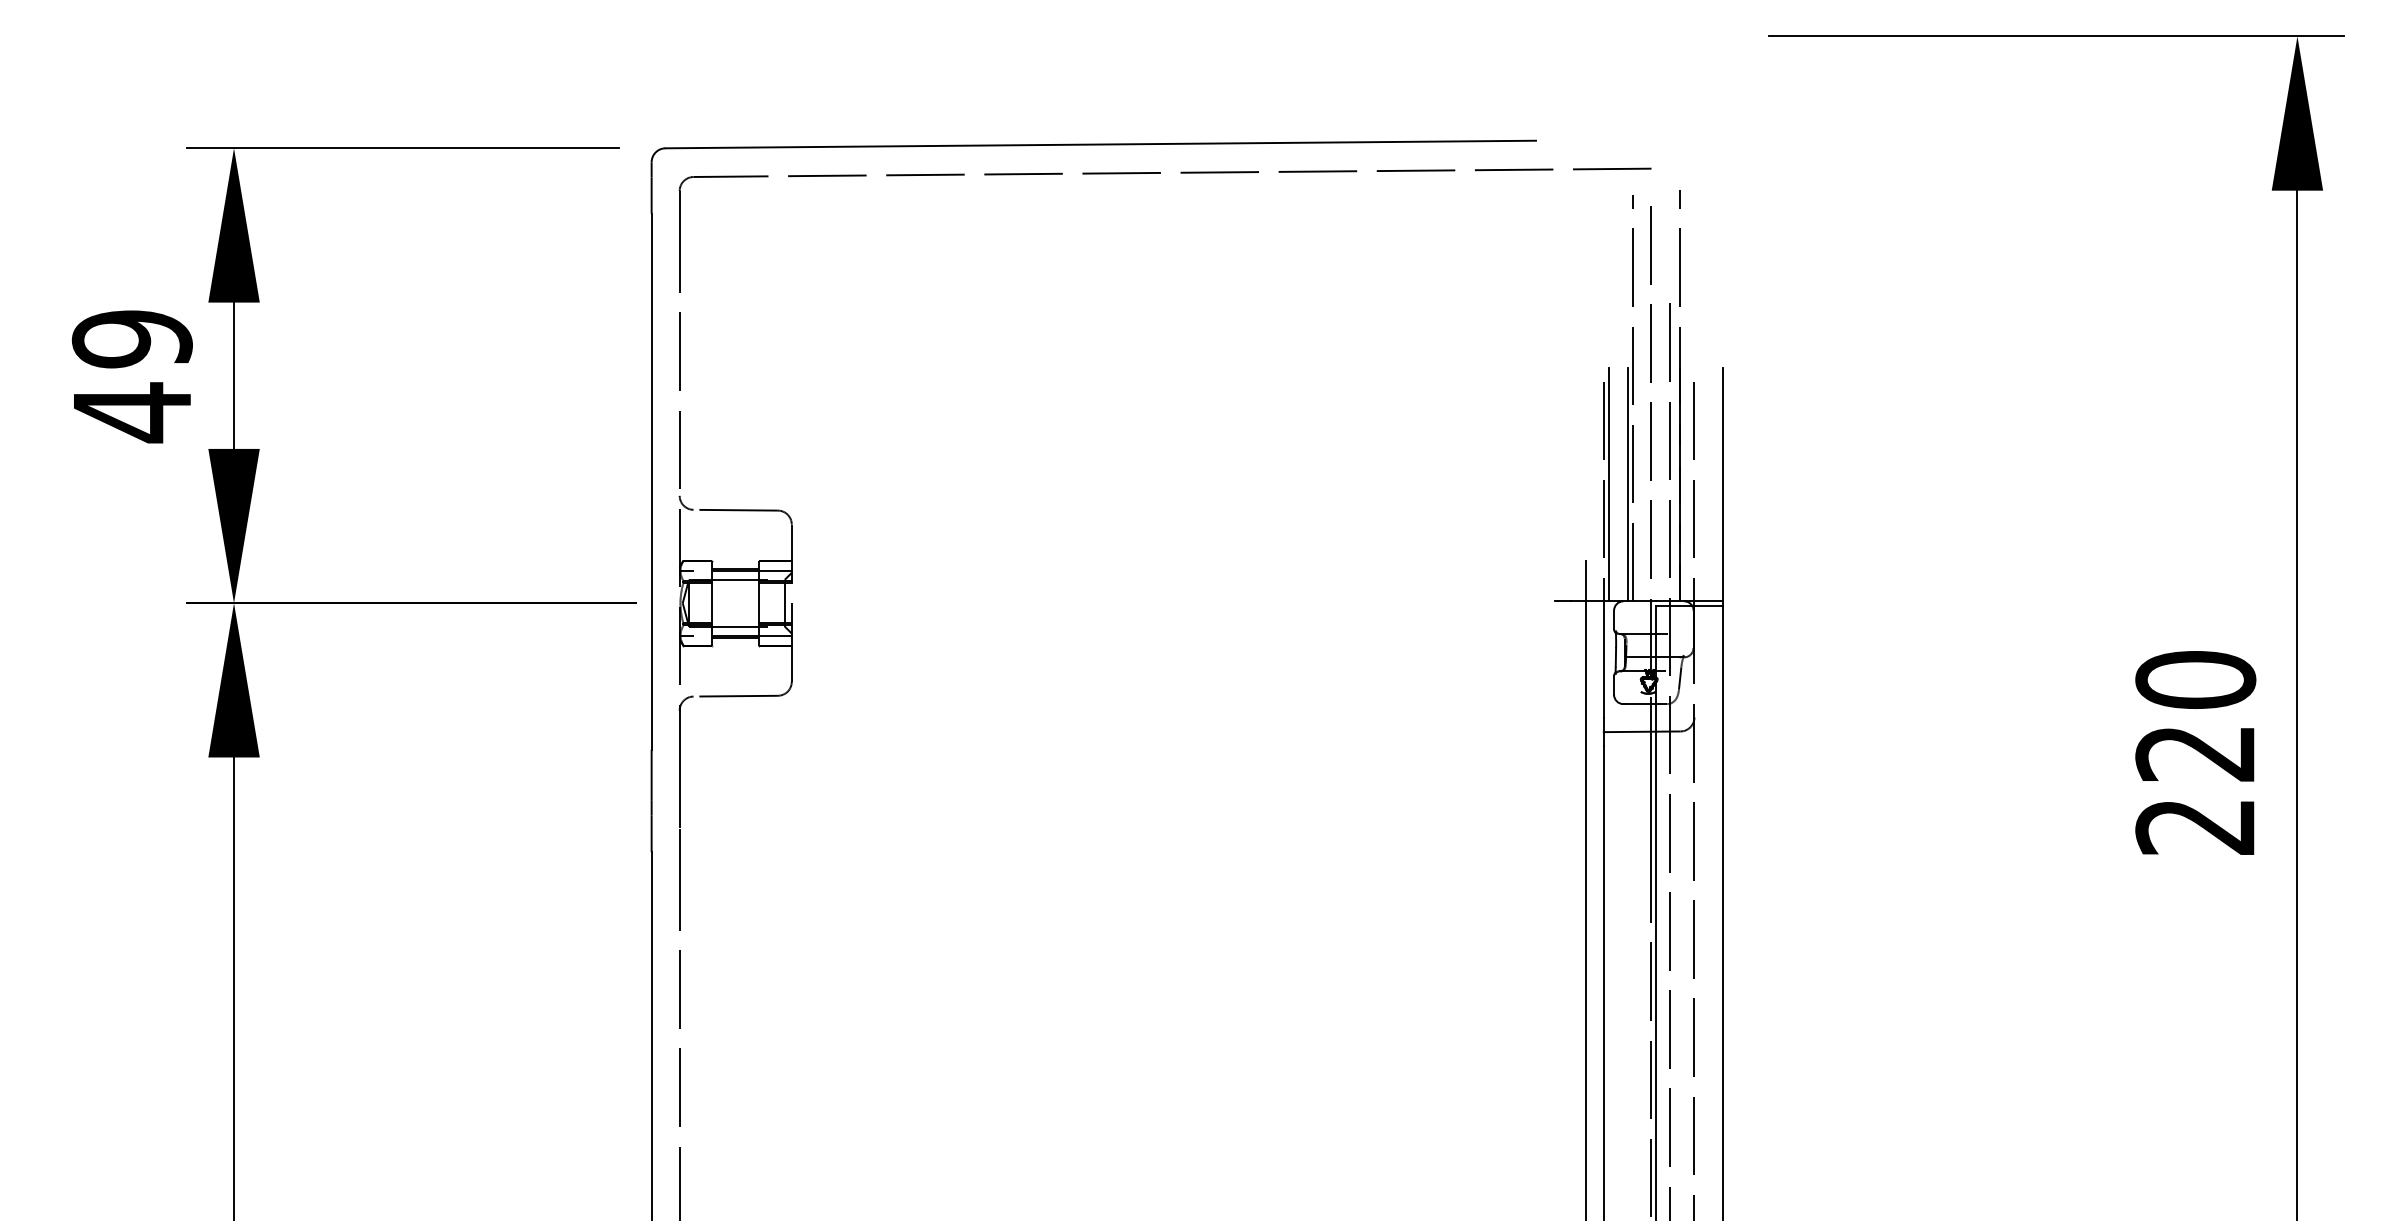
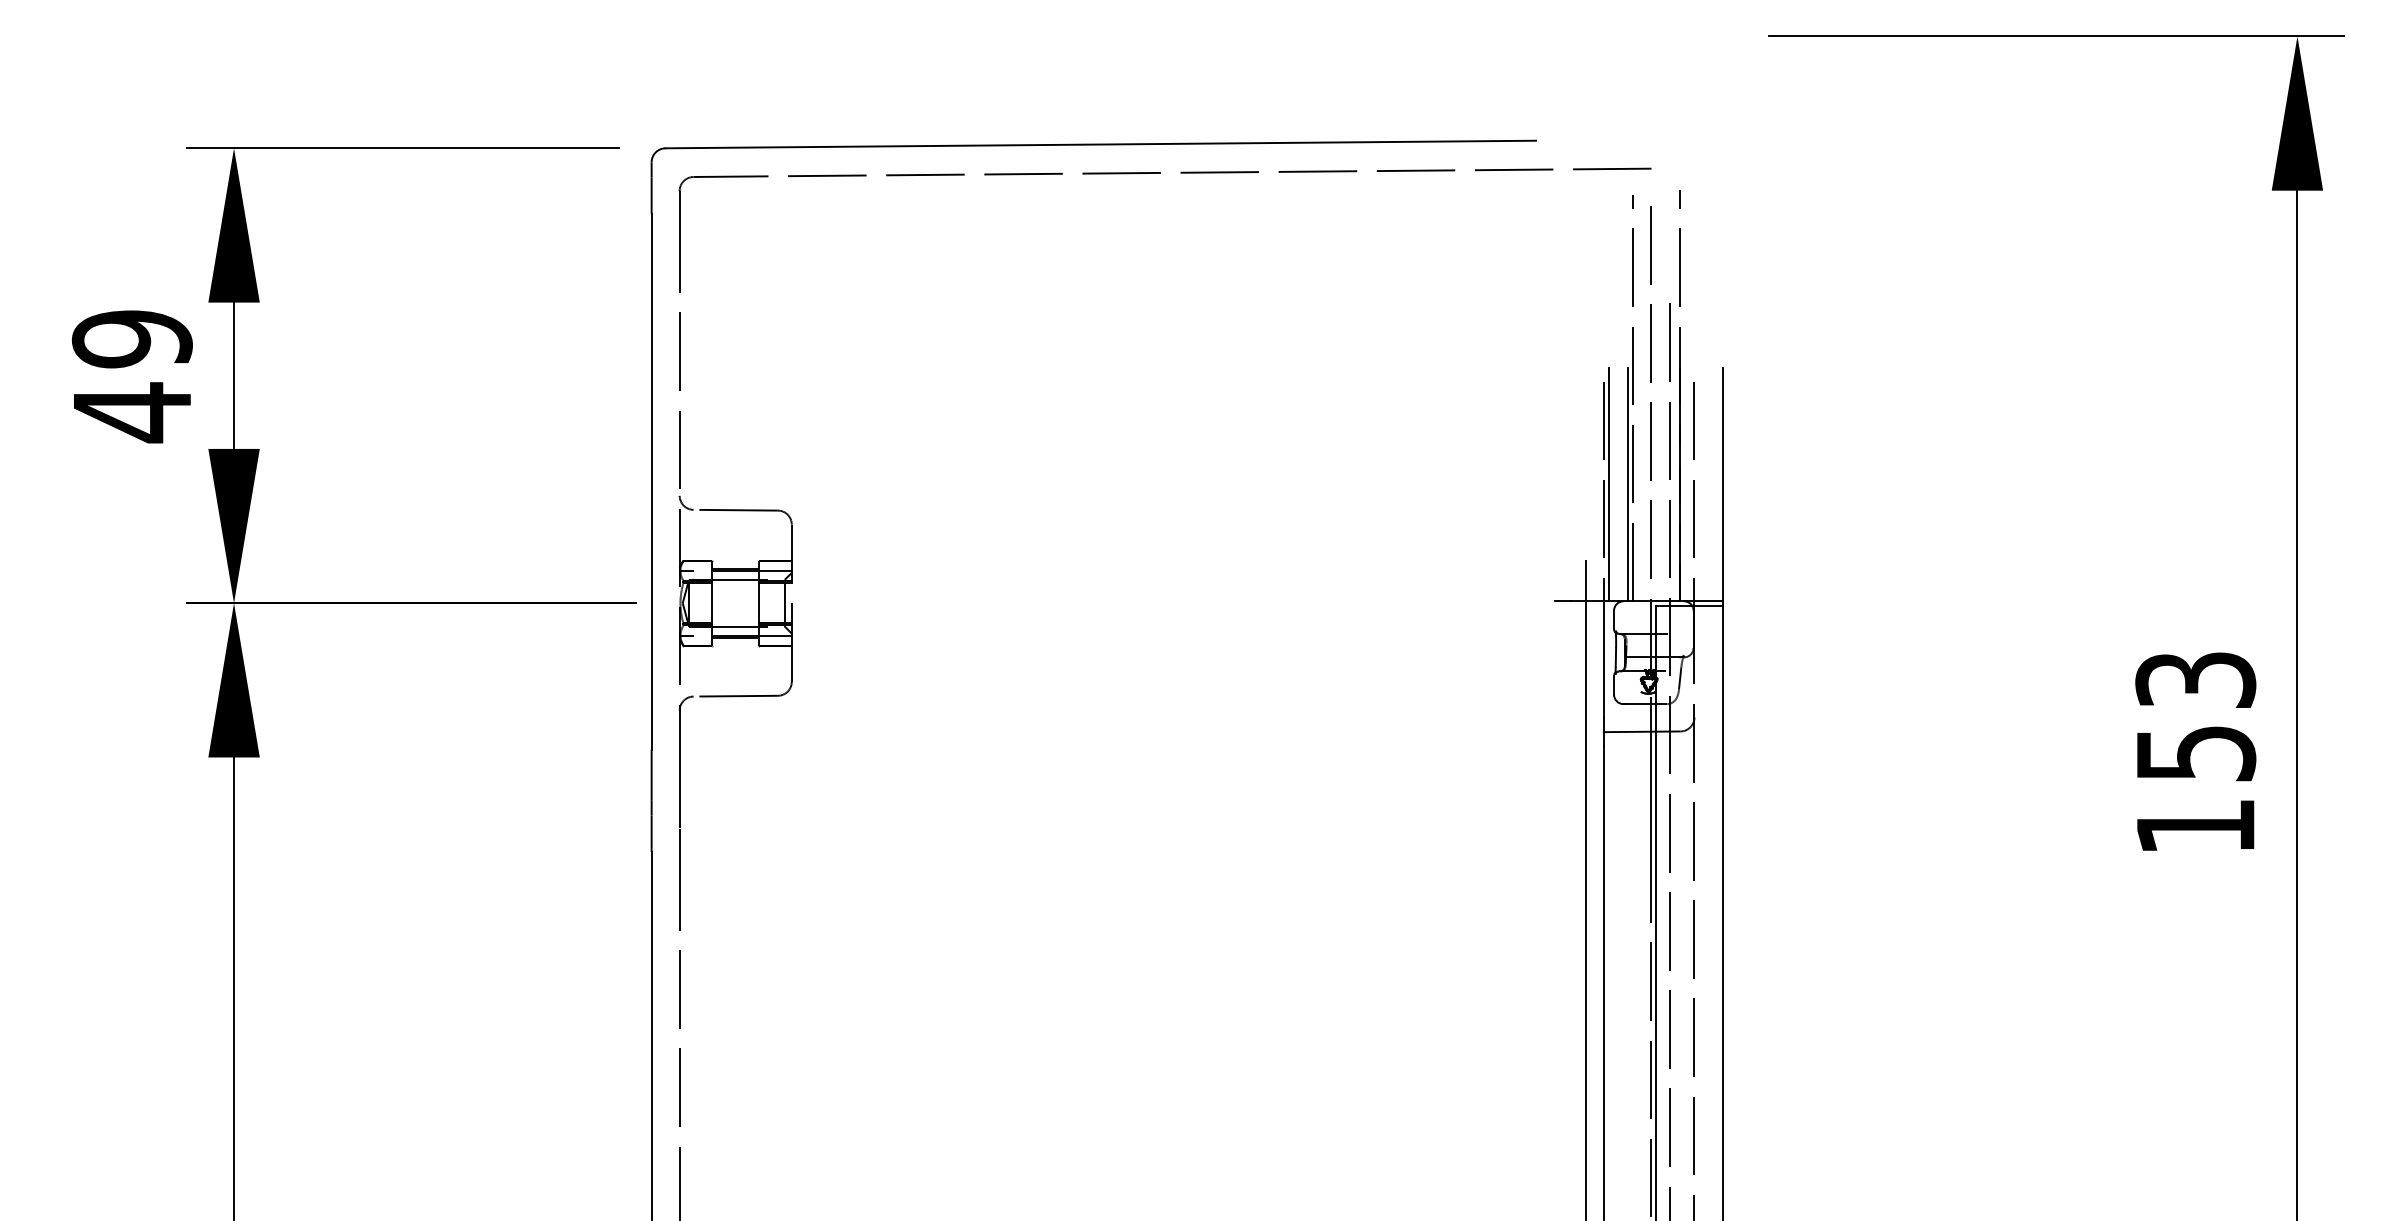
text: 220 -> 153 (2195, 752)
